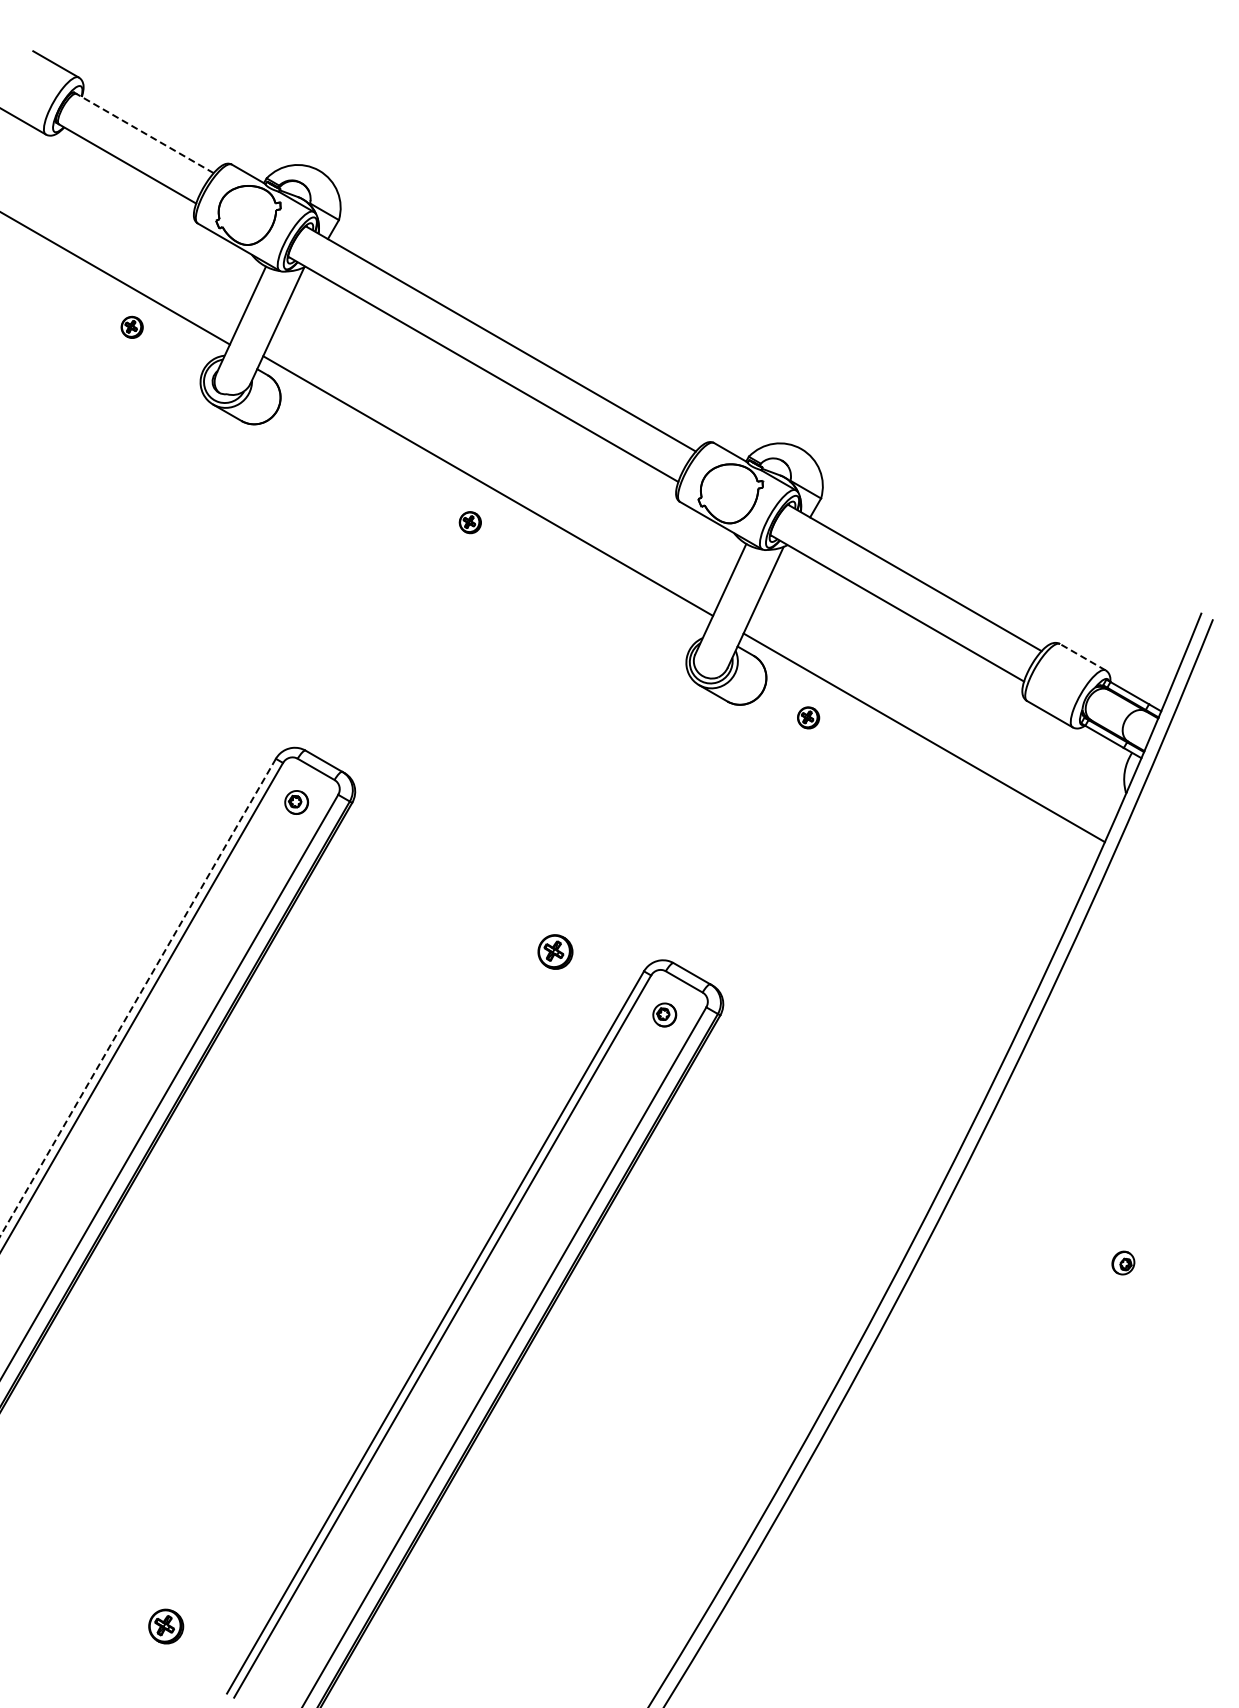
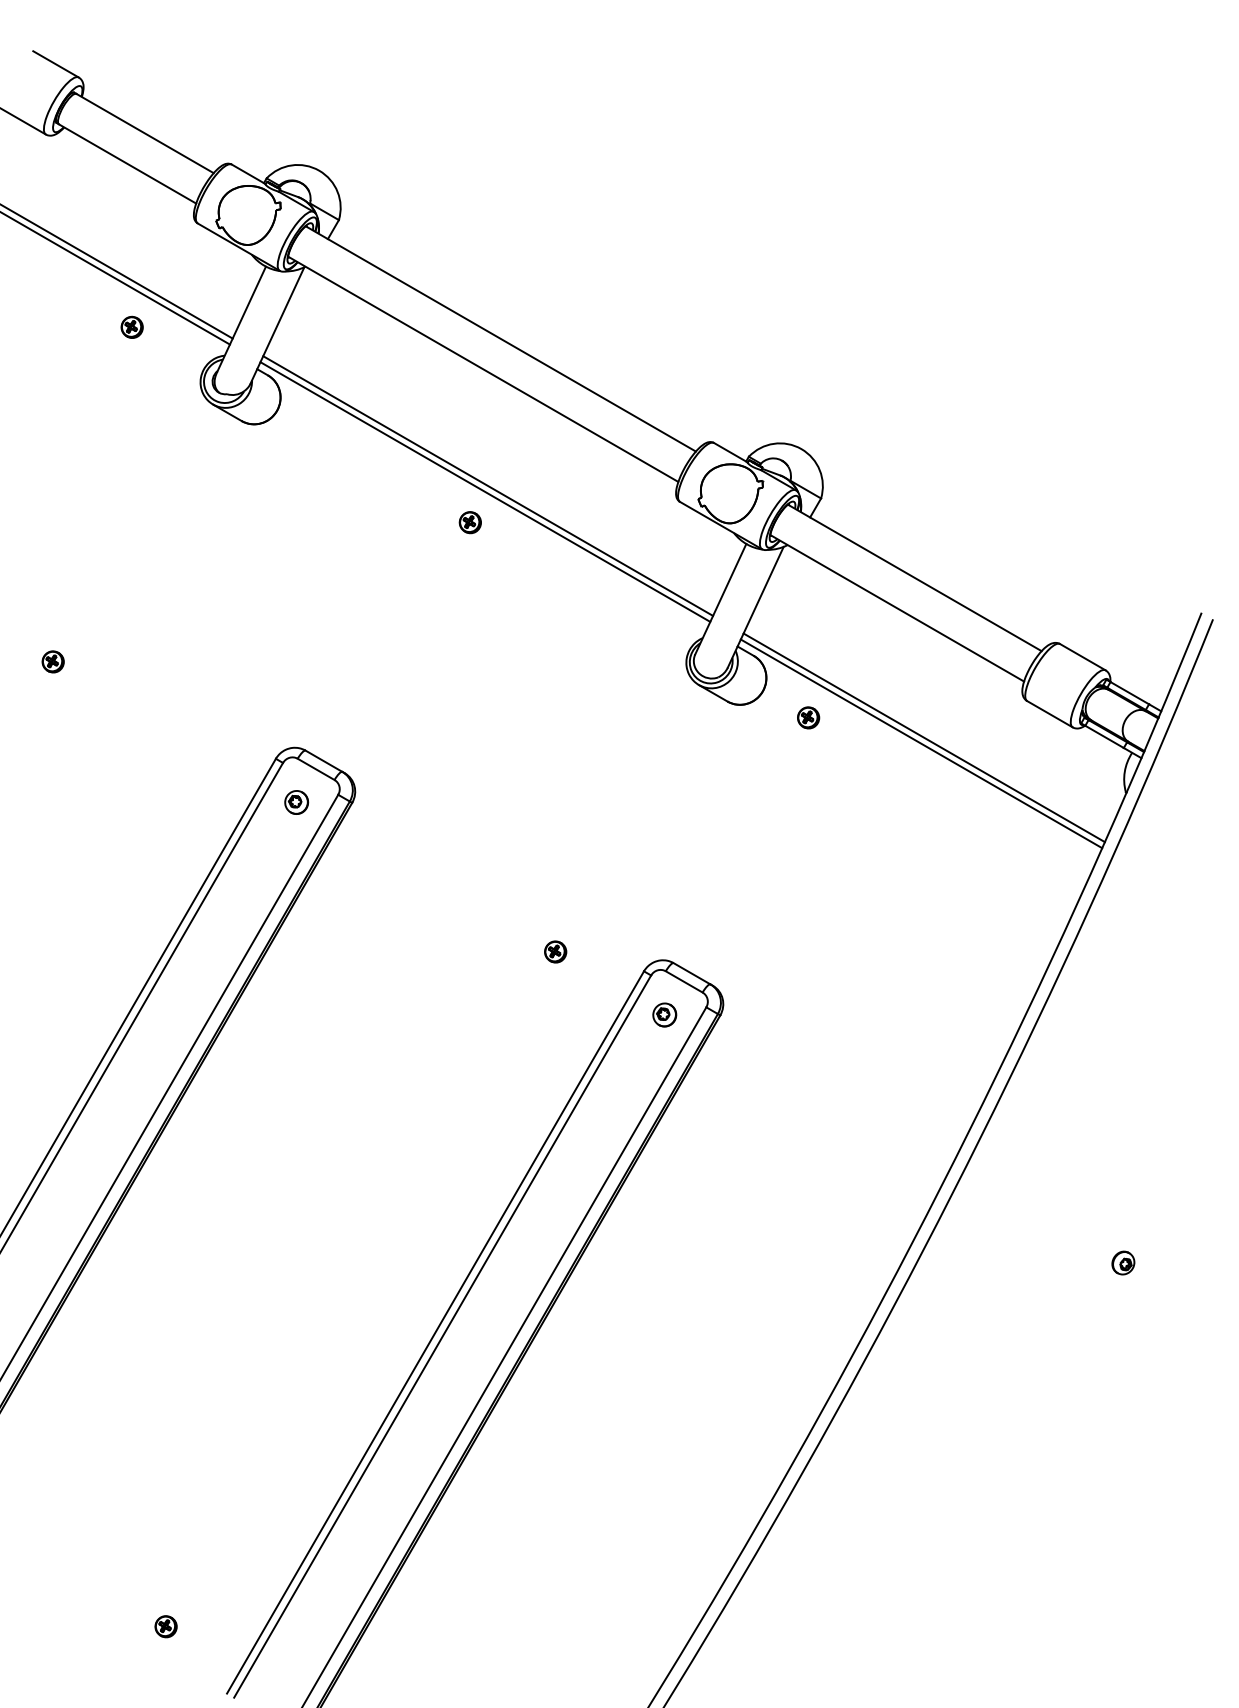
line: dashed -> solid (144, 133)
line: none -> present (117, 271)
line: none -> present (485, 491)
line: dashed -> solid (1082, 656)
part: none -> present (52, 661)
line: none -> present (921, 743)
part size: 37x36 px -> 24x24 px (555, 951)
line: dashed -> solid (137, 997)
part size: 37x37 px -> 24x24 px (165, 1626)
